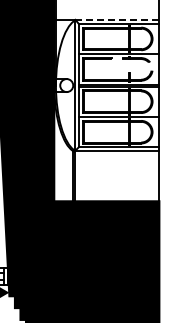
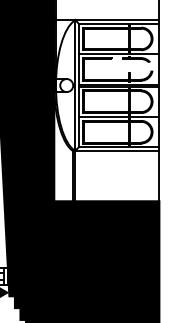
line: dashed -> solid (116, 19)
